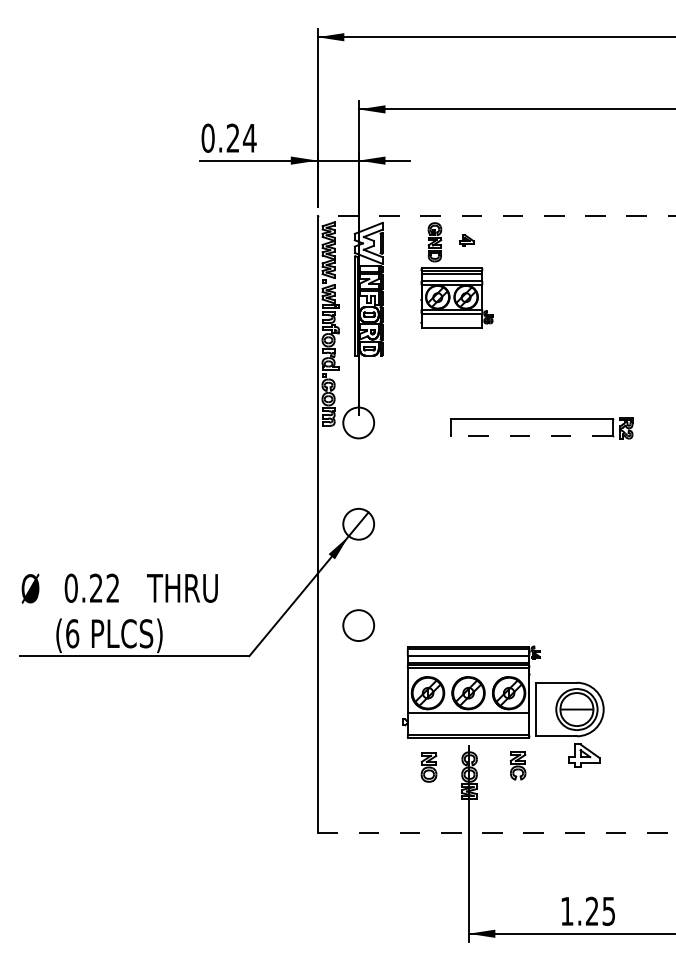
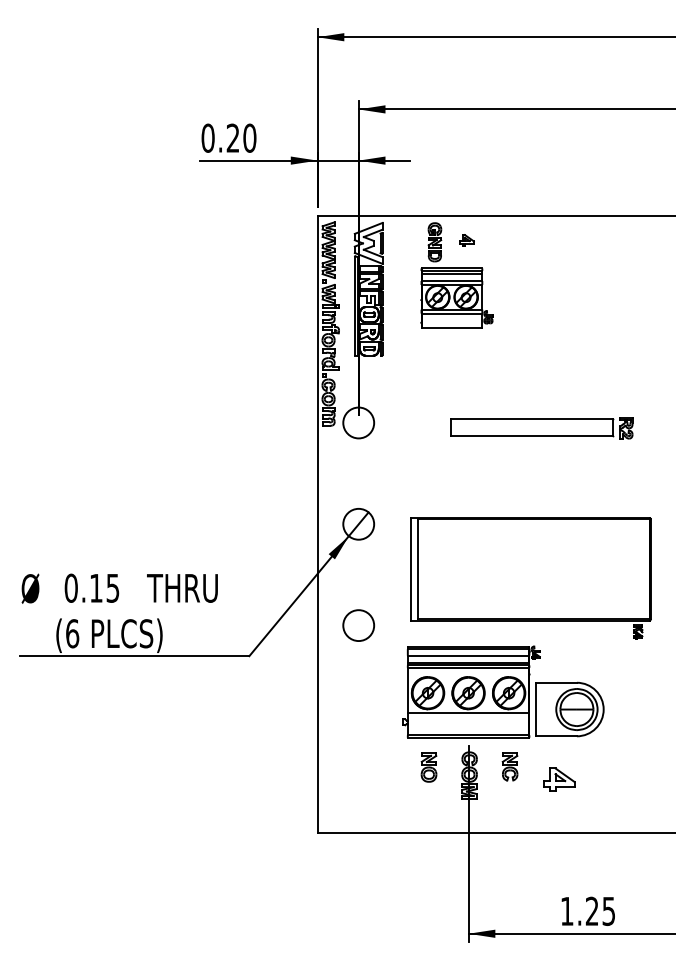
text: 0.24 -> 0.20 (249, 137)
line: dashed -> solid (496, 215)
line: dashed -> solid (531, 436)
part: none -> present (530, 578)
text: 0.22 -> 0.15 (104, 587)
part position: (584, 755) -> (559, 779) (559, 779)
part position: (517, 765) -> (509, 766) (509, 766)
line: dashed -> solid (496, 833)
